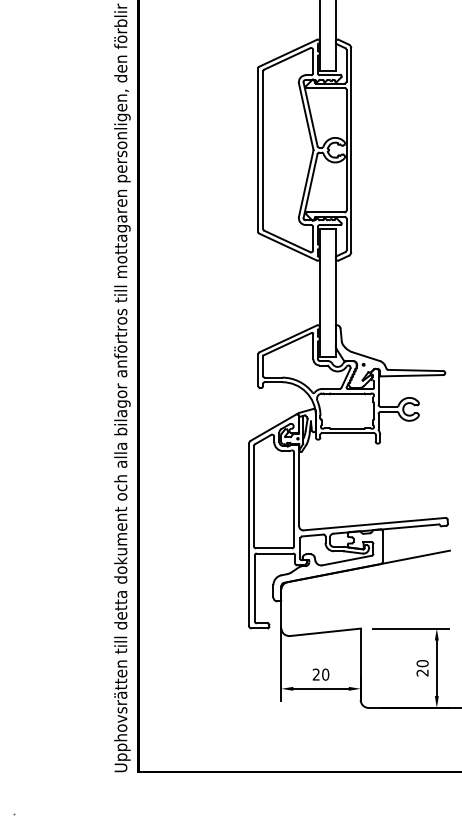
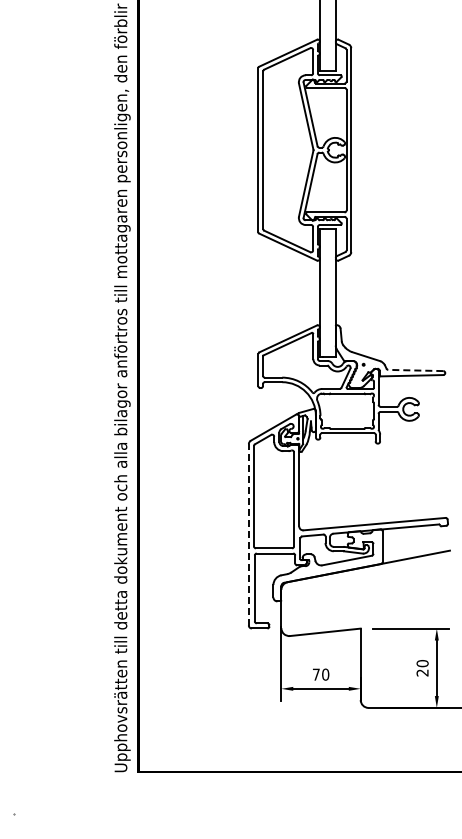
line: solid -> dashed (415, 370)
line: solid -> dashed (248, 534)
text: 20 -> 70 (315, 674)
